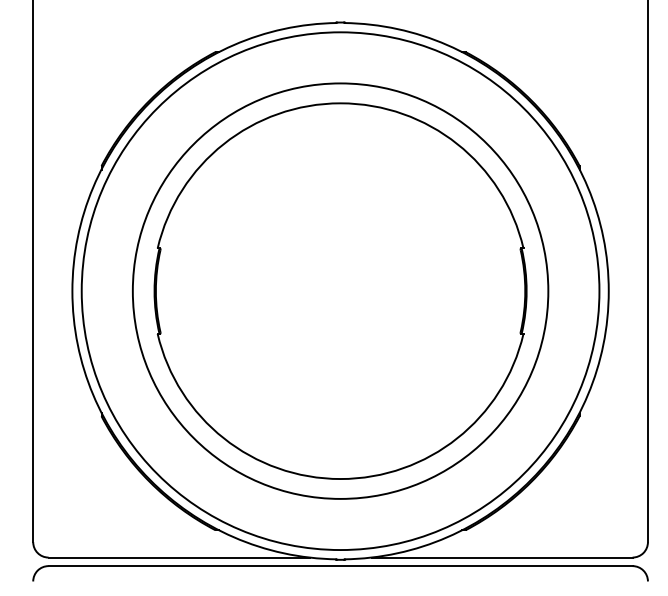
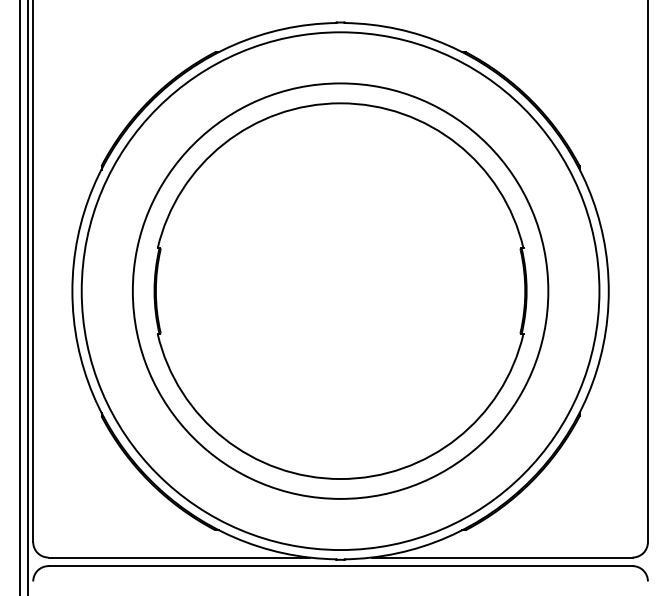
line: none -> present (20, 297)
line: none -> present (28, 297)
